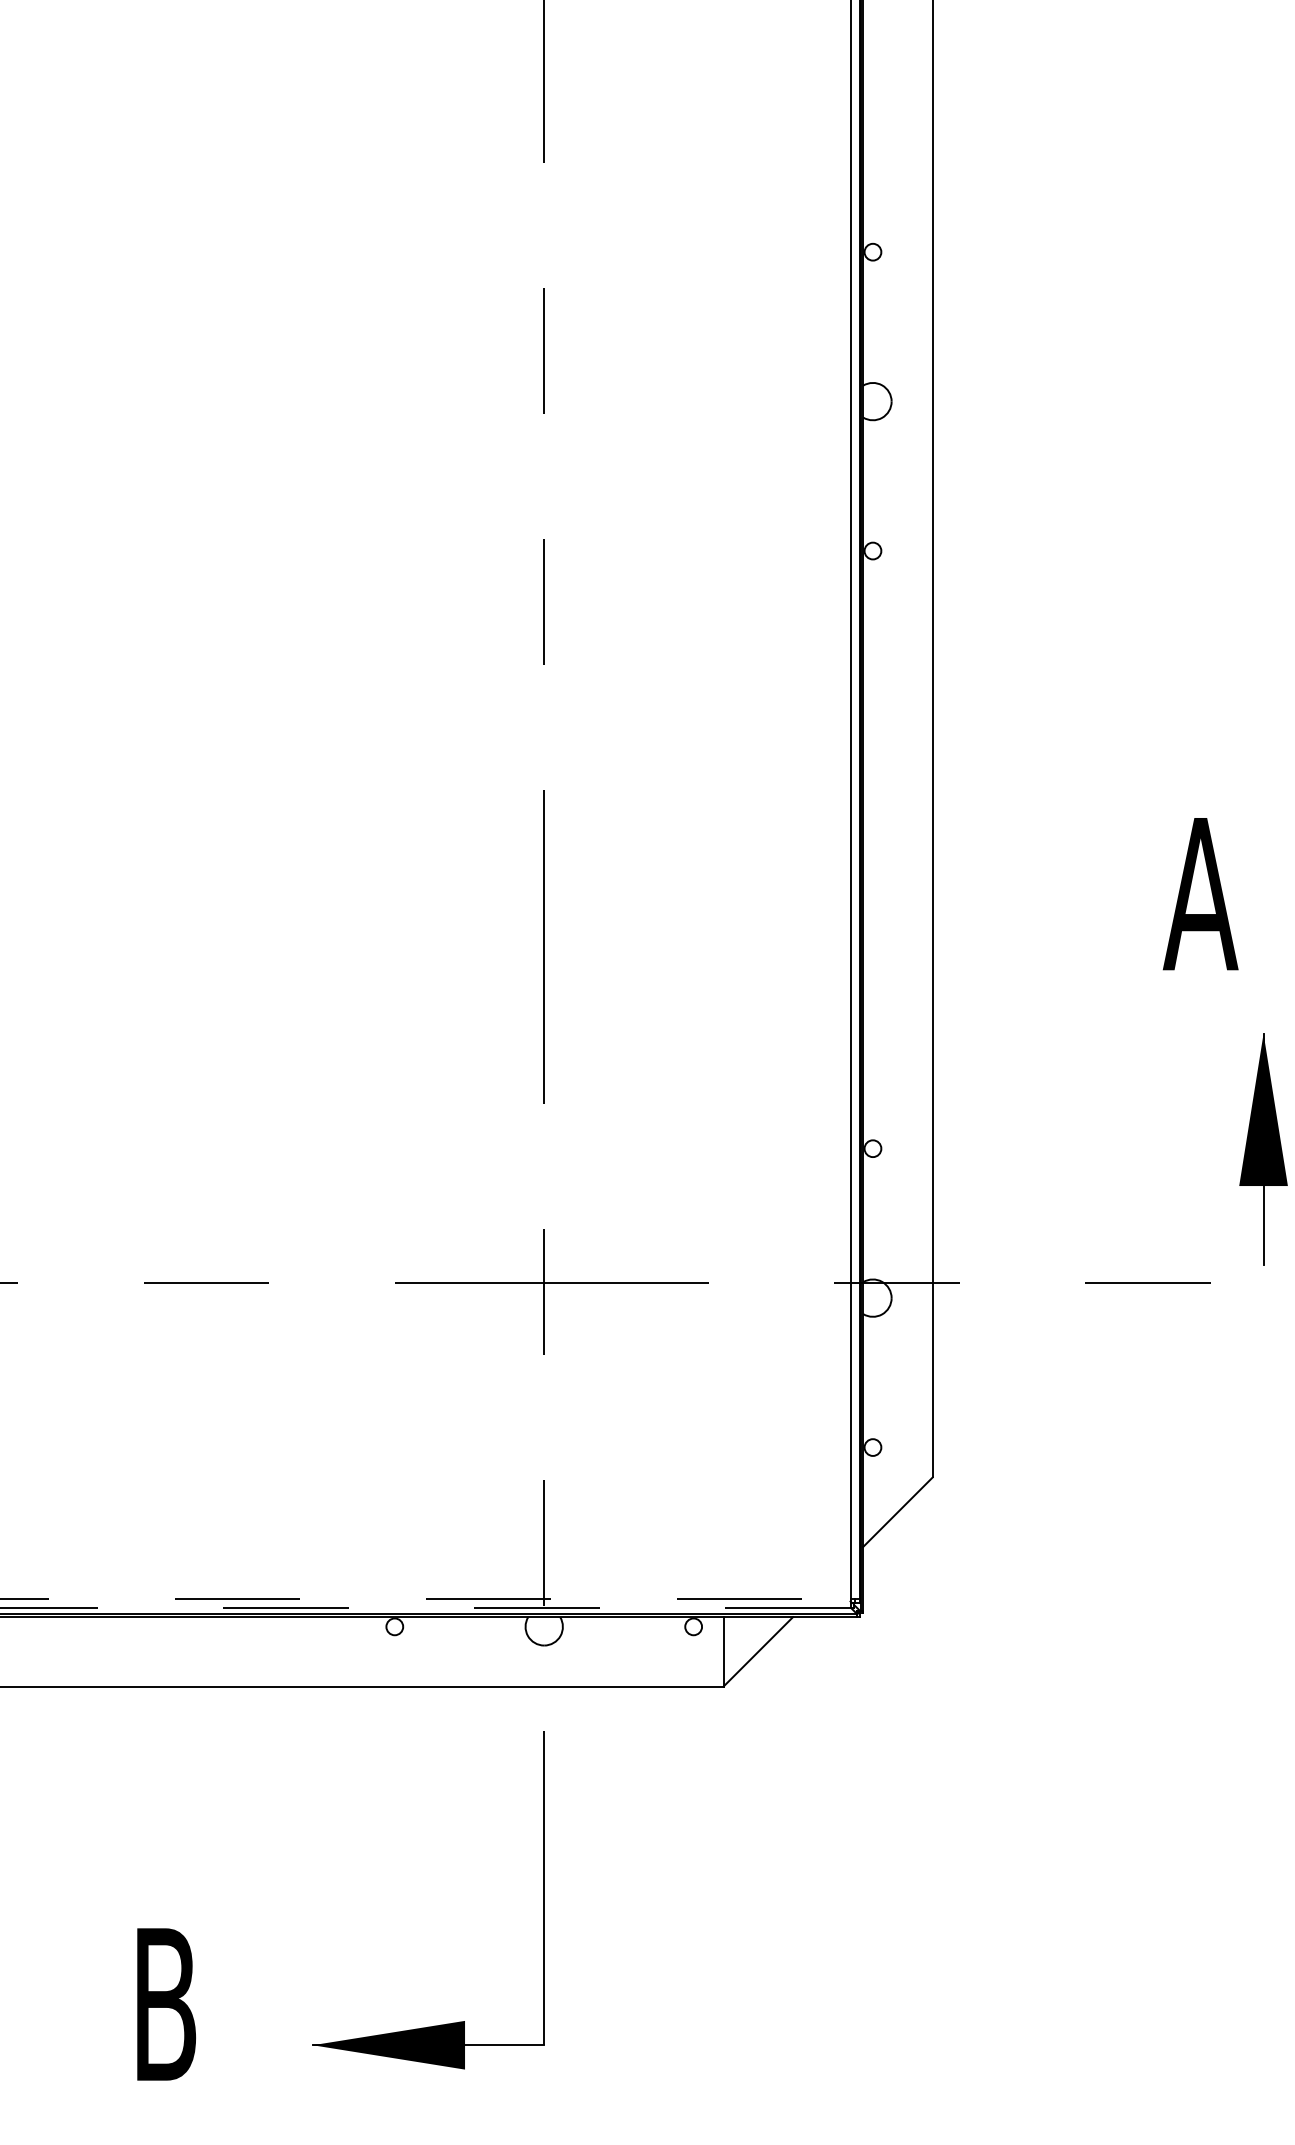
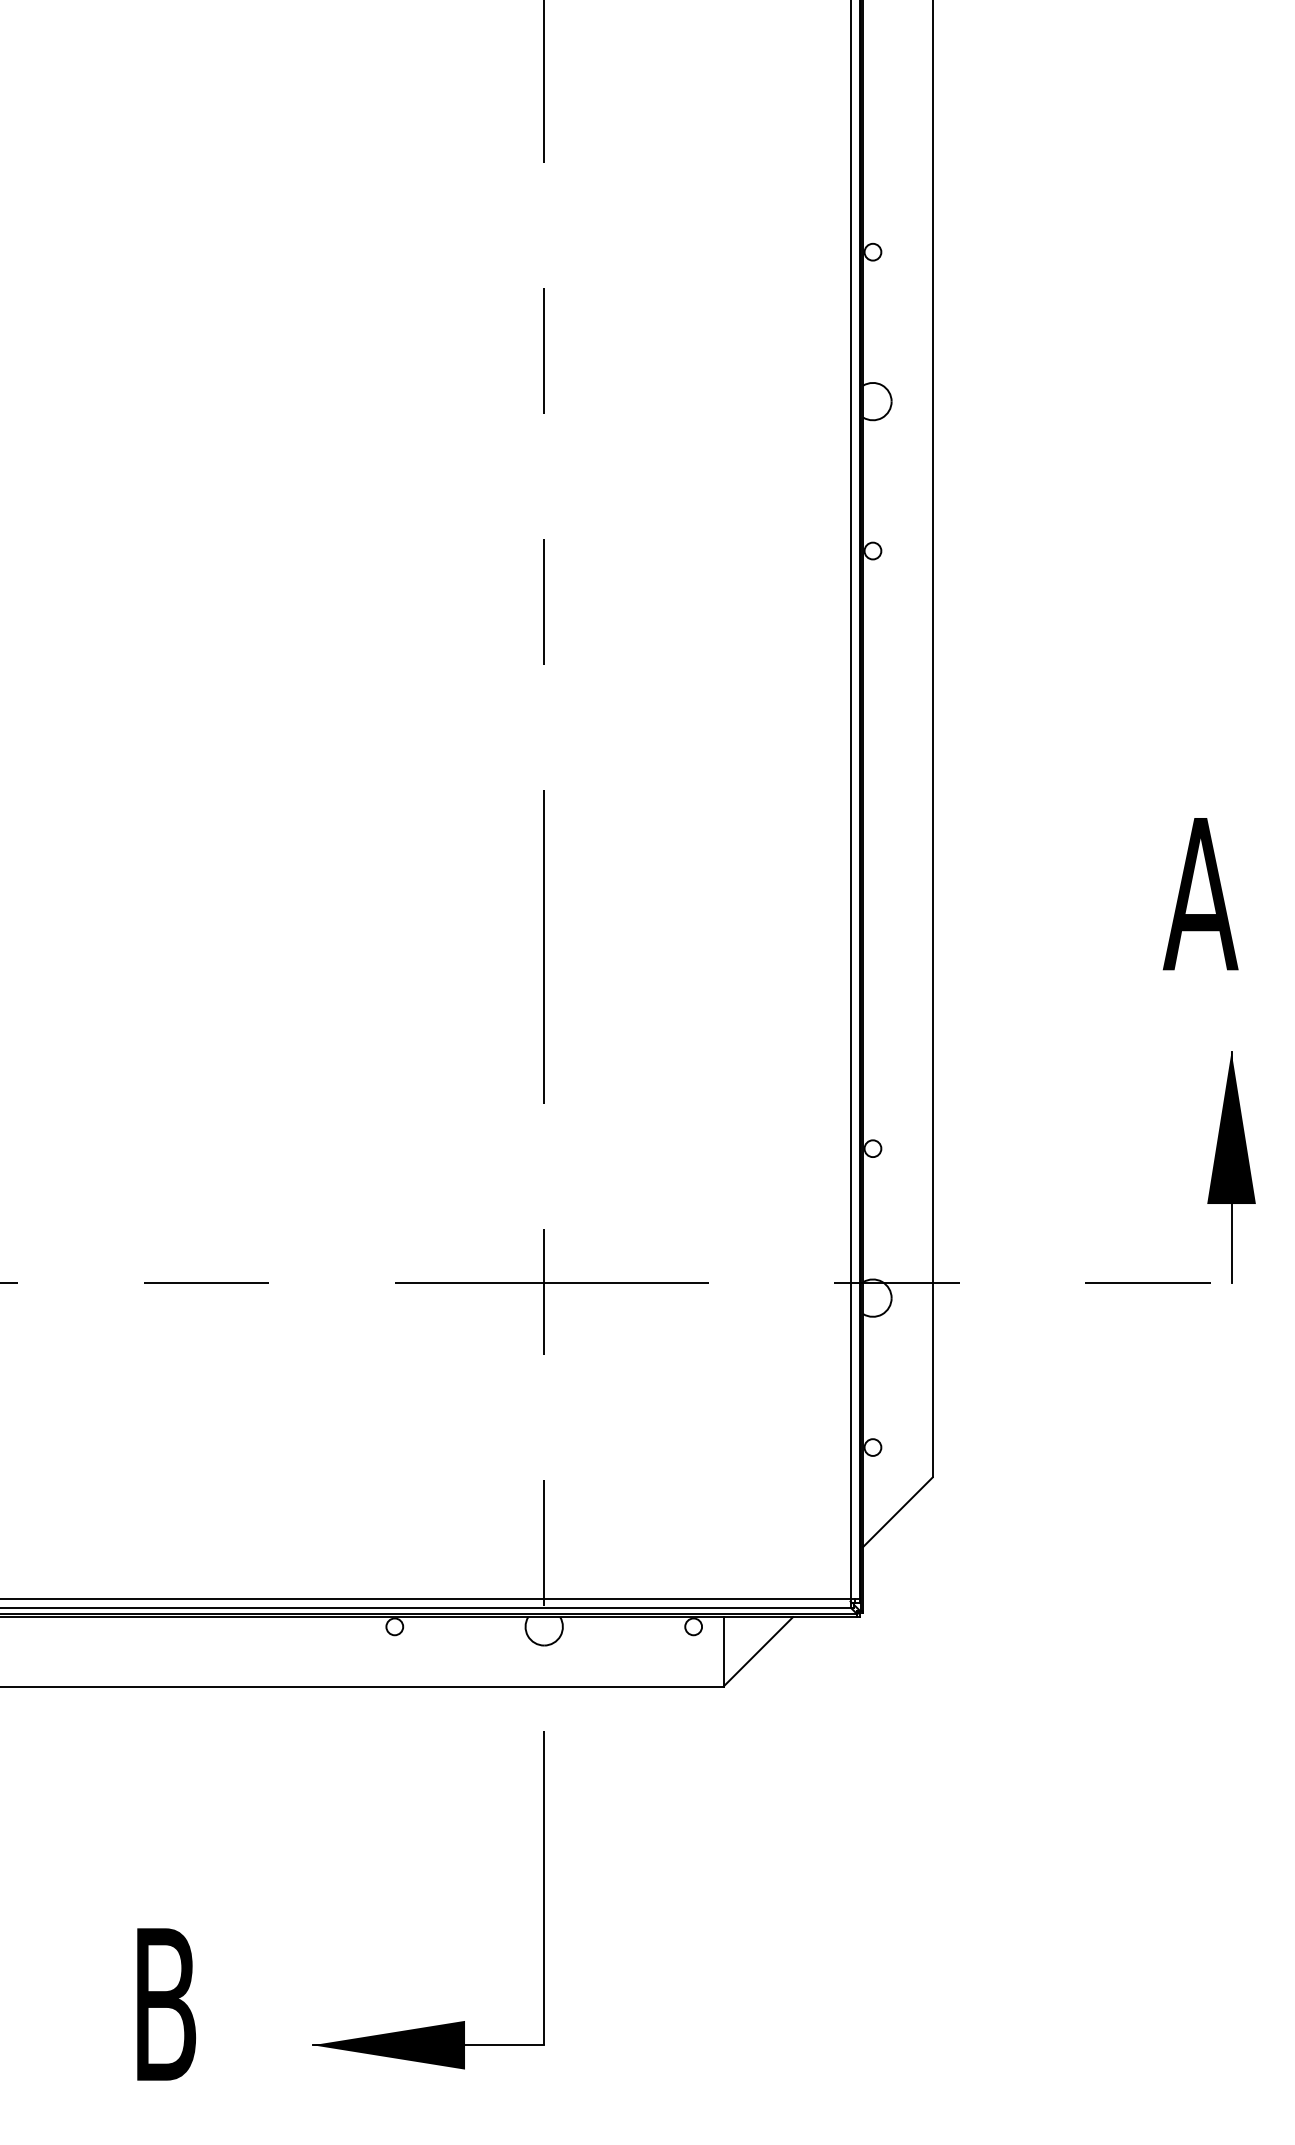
part position: (1263, 1149) -> (1231, 1167) (1231, 1167)
line: dashed -> solid (425, 1599)
line: dashed -> solid (425, 1608)
